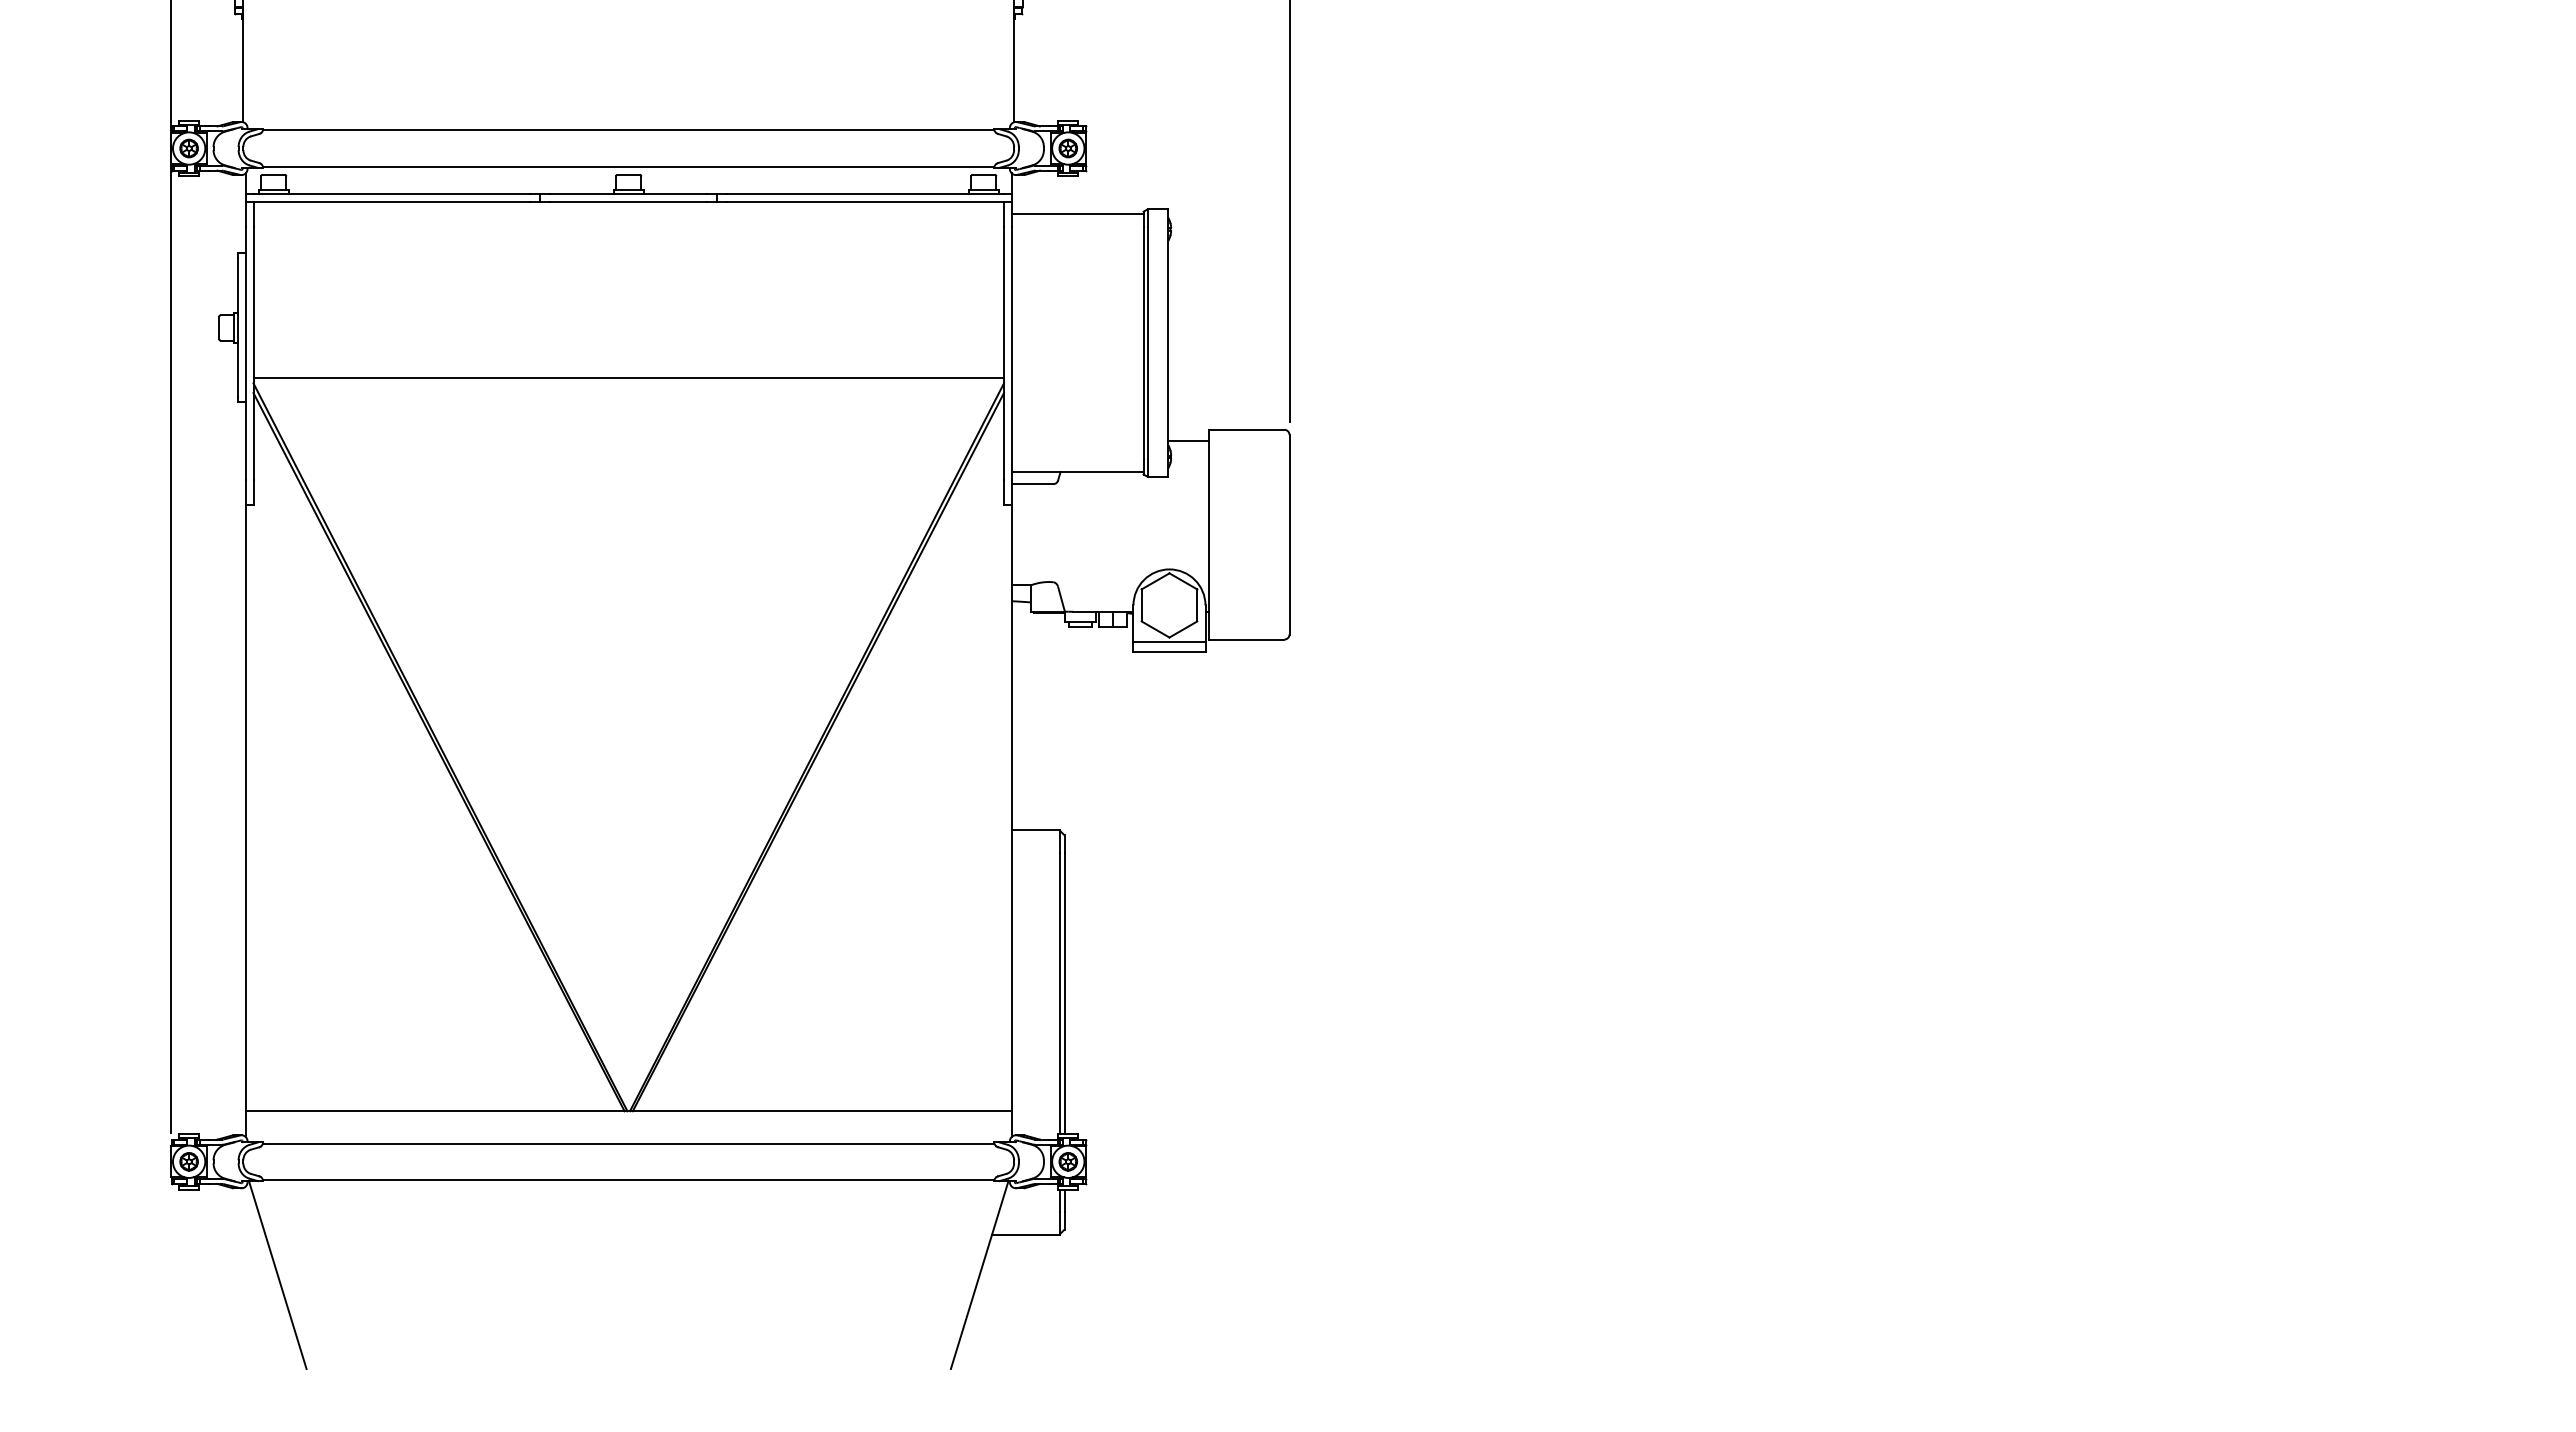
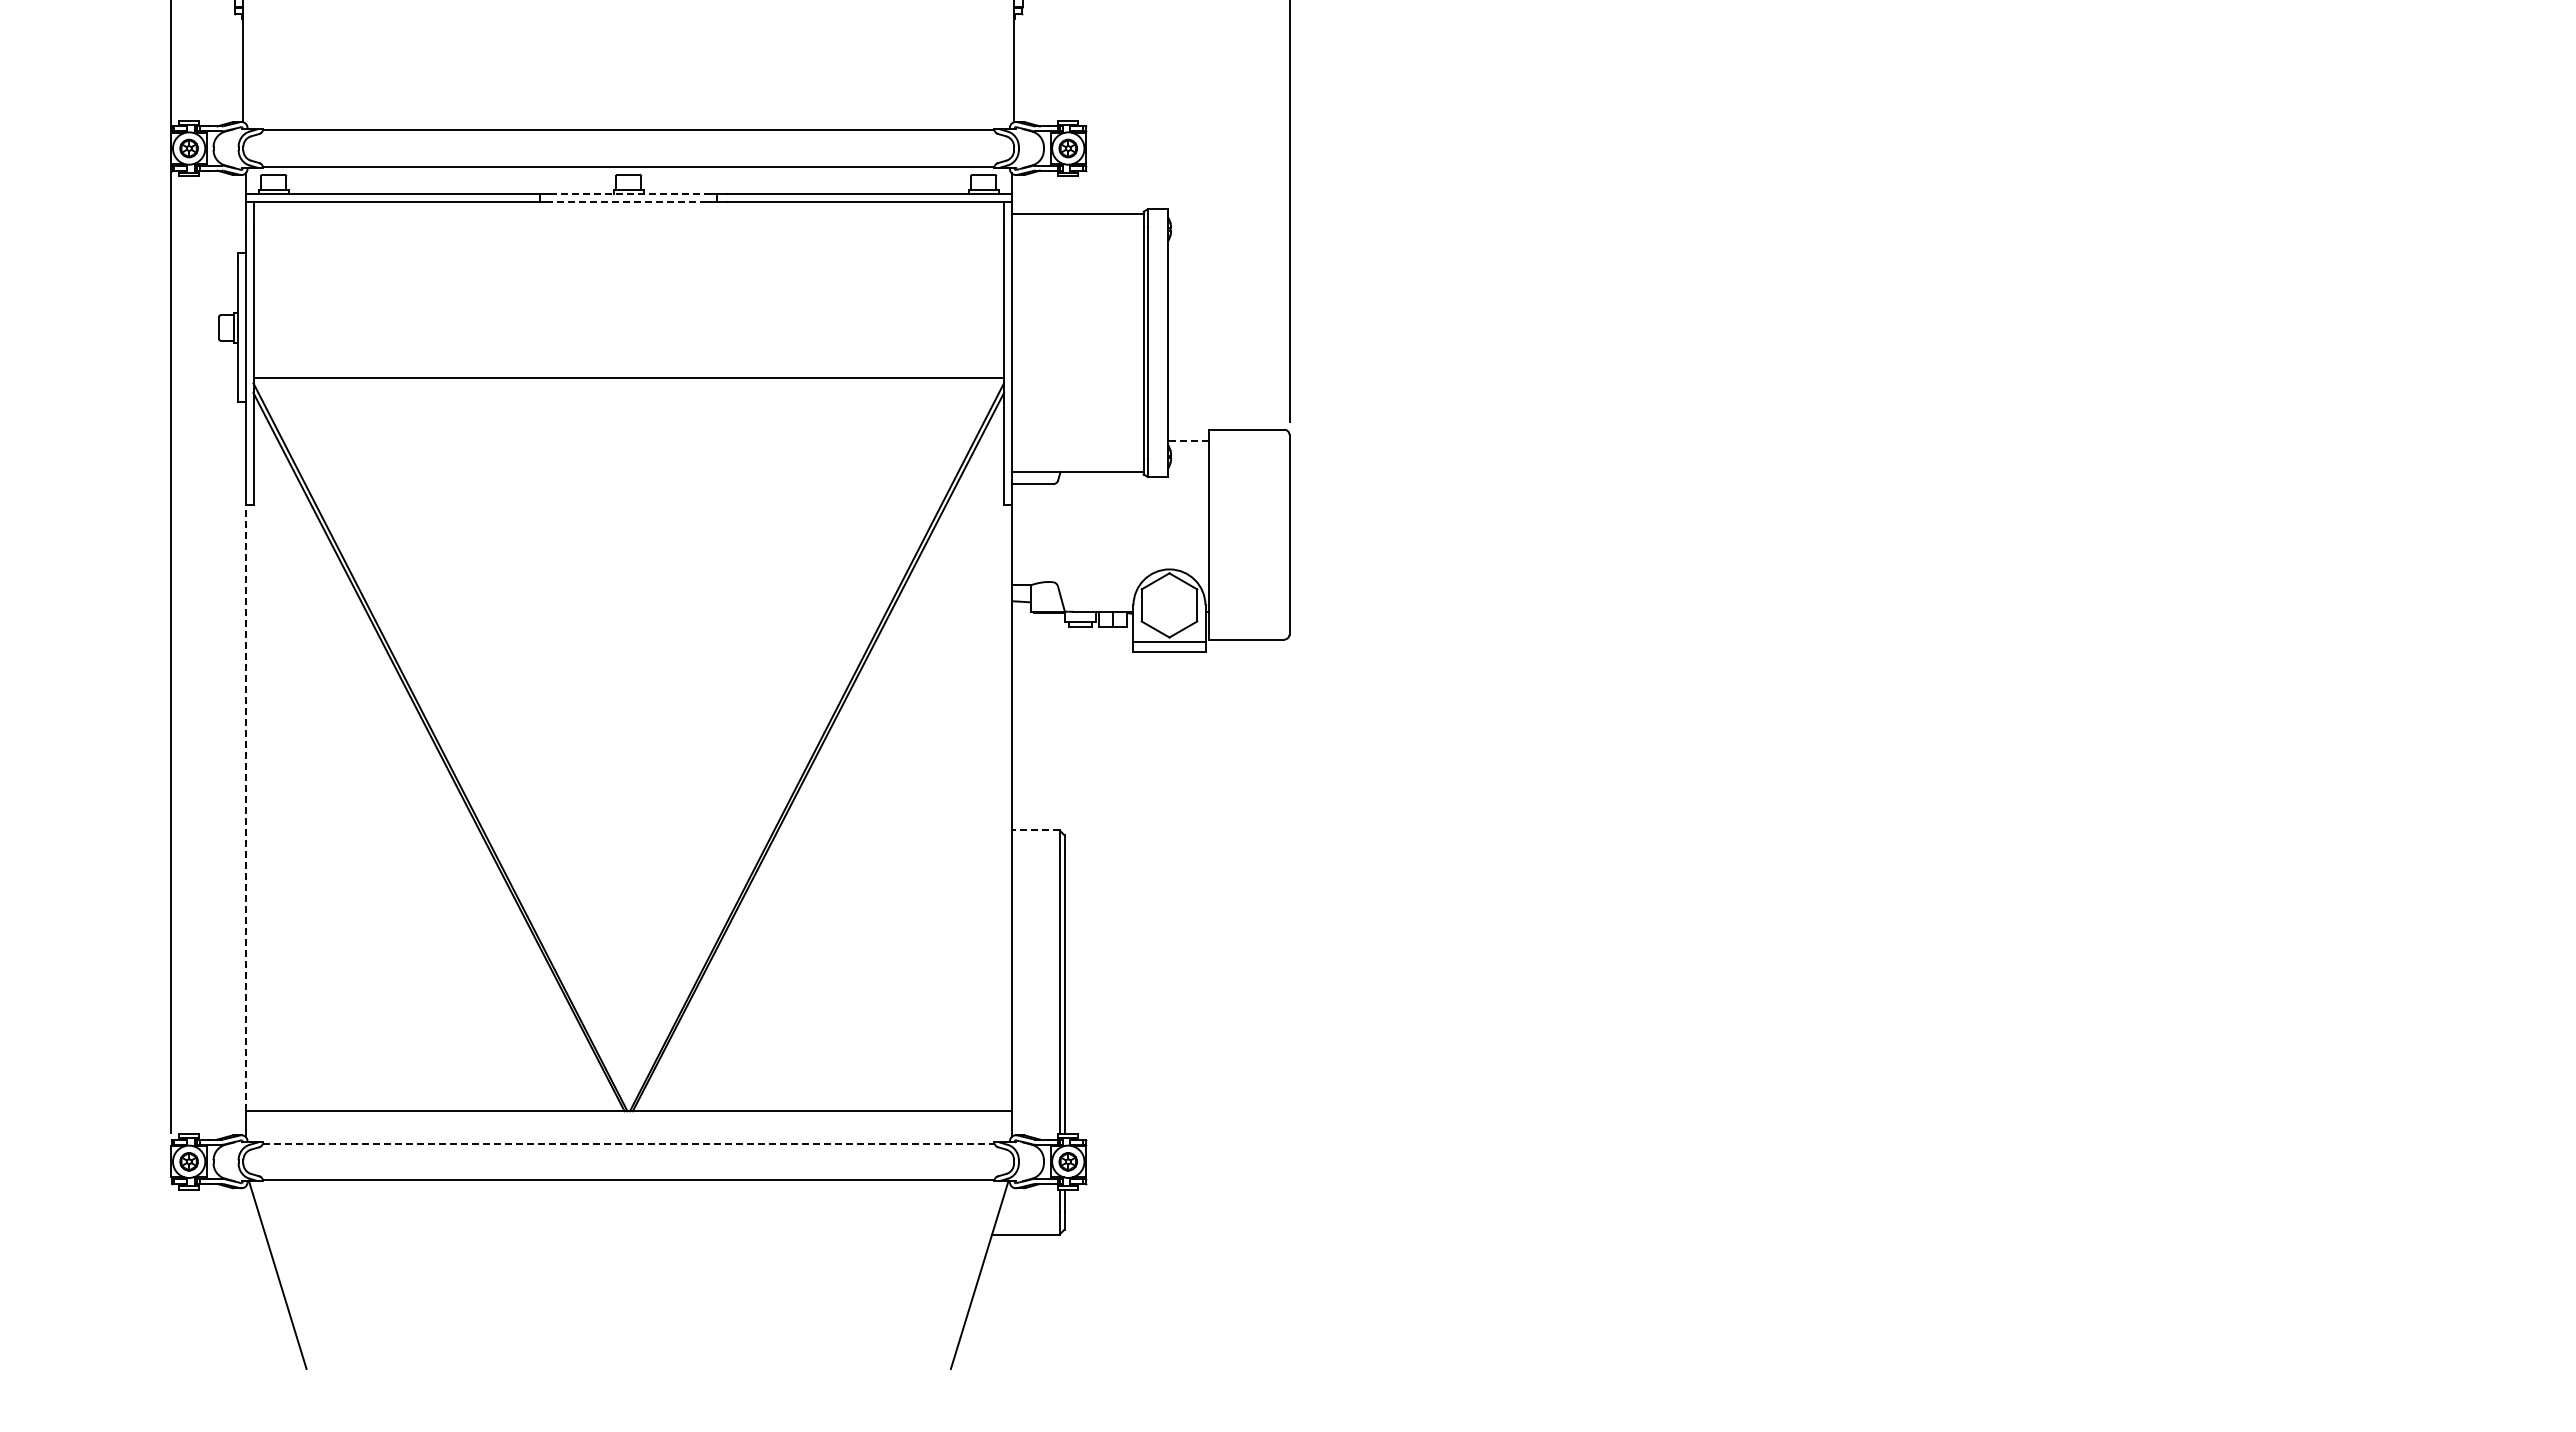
line: solid -> dashed (629, 194)
line: solid -> dashed (628, 201)
line: solid -> dashed (1187, 441)
line: solid -> dashed (245, 807)
line: solid -> dashed (1035, 830)
line: solid -> dashed (628, 1143)
